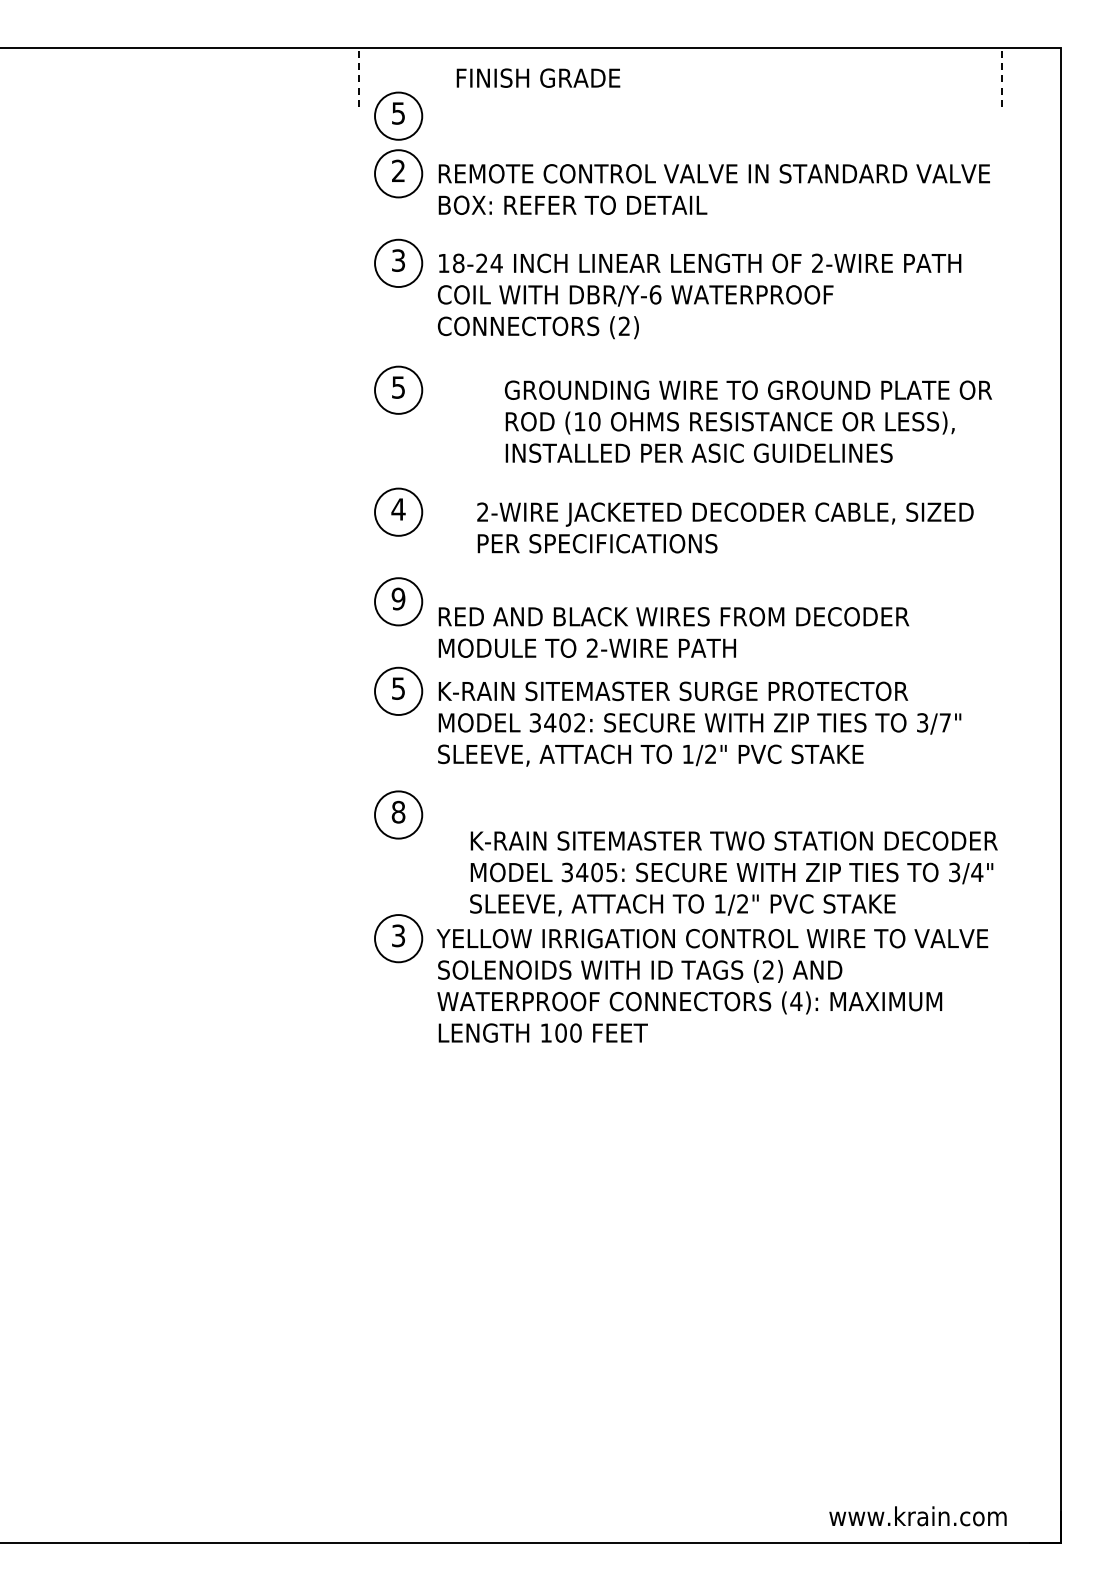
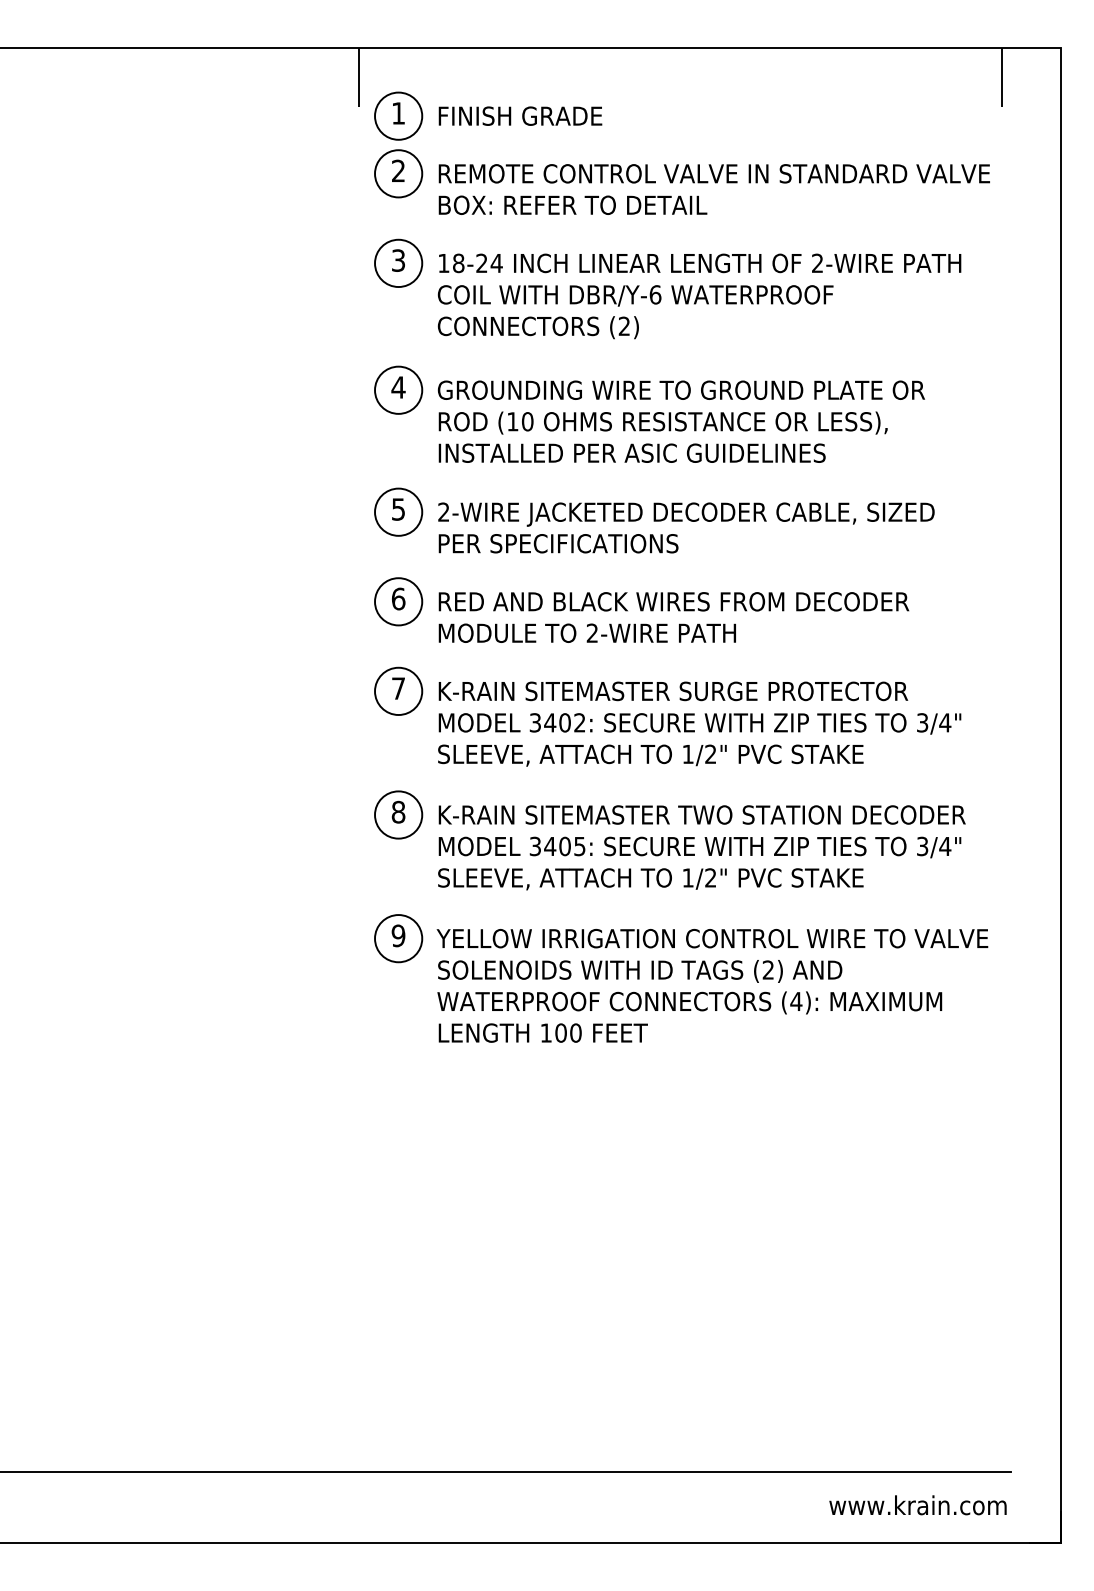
line: dashed -> solid (359, 77)
text position: (538, 77) -> (520, 115) (520, 115)
line: dashed -> solid (1002, 77)
text: 5 -> 1 (398, 113)
text: 5 -> 4 (398, 387)
text position: (747, 421) -> (680, 421) (680, 421)
text: 4 -> 5 (398, 509)
text position: (725, 527) -> (686, 527) (686, 527)
text: 9 -> 6 (398, 598)
text position: (673, 632) -> (673, 617) (673, 617)
text: 5 -> 7 (398, 688)
text: 3/7" -> 3/4" (945, 722)
text position: (733, 873) -> (701, 847) (701, 847)
text: 3 -> 9 (398, 935)
line: none -> present (506, 1471)
text position: (917, 1516) -> (917, 1505) (917, 1505)
